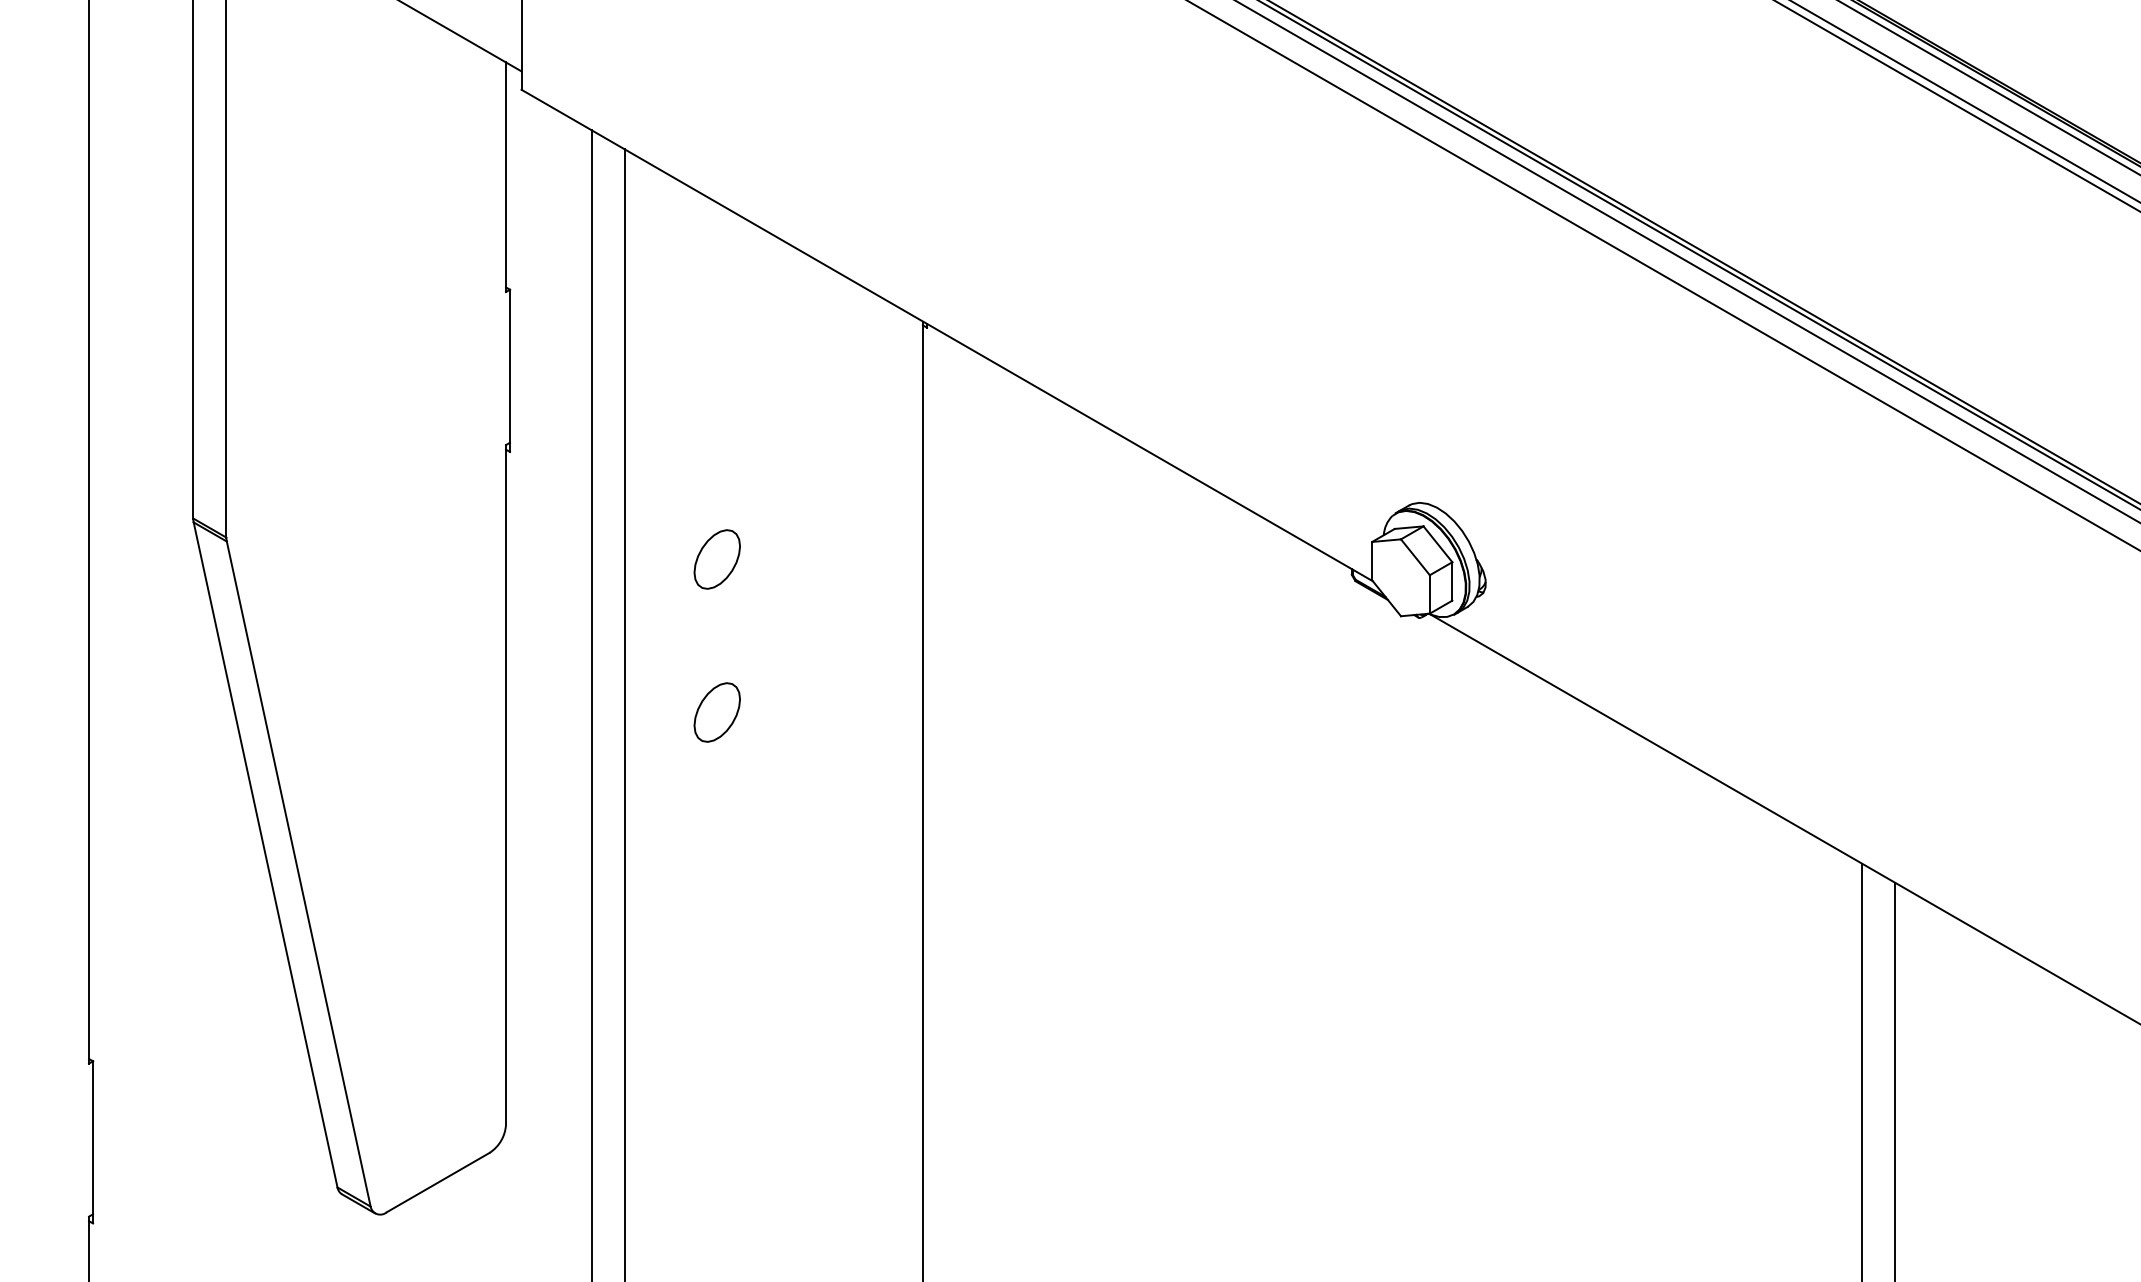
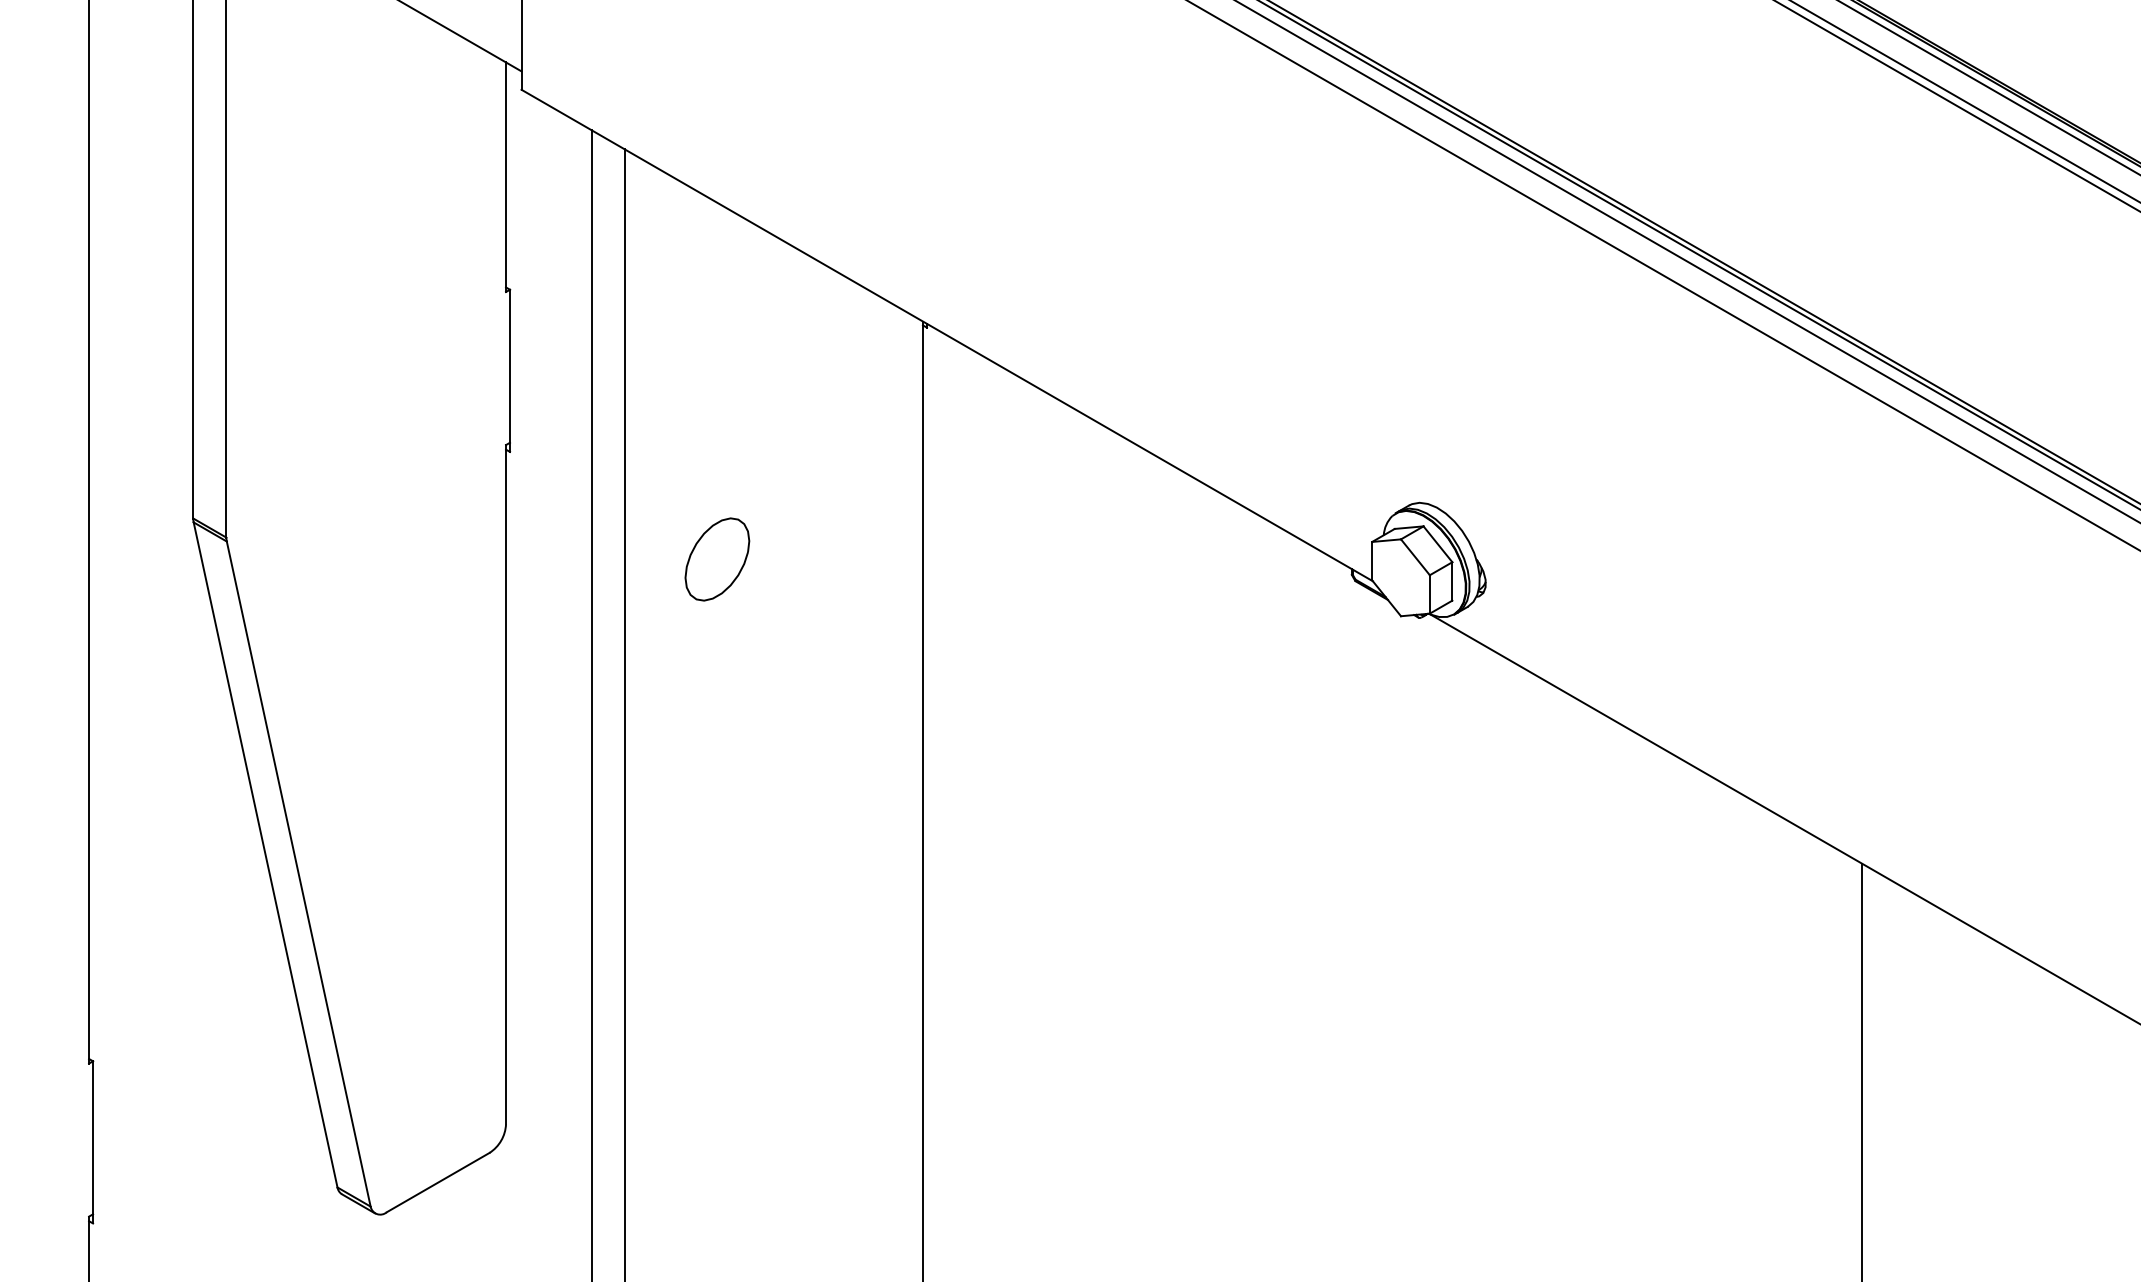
part size: 48x61 px -> 67x85 px (717, 559)
part: present -> none (716, 712)
line: present -> none (1895, 1080)
